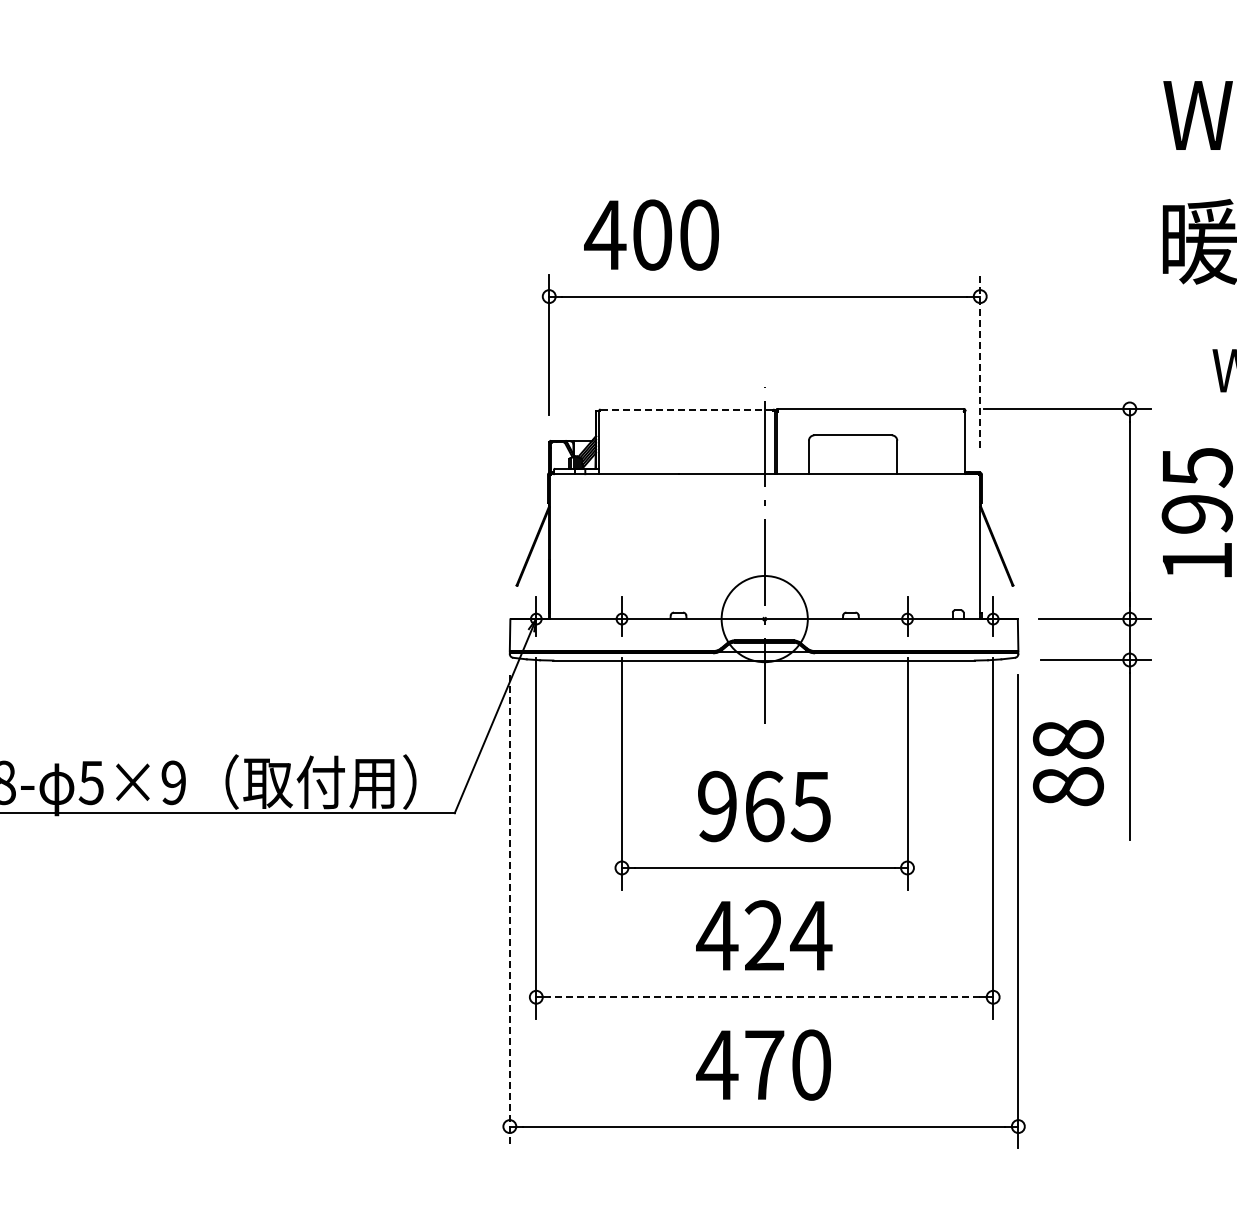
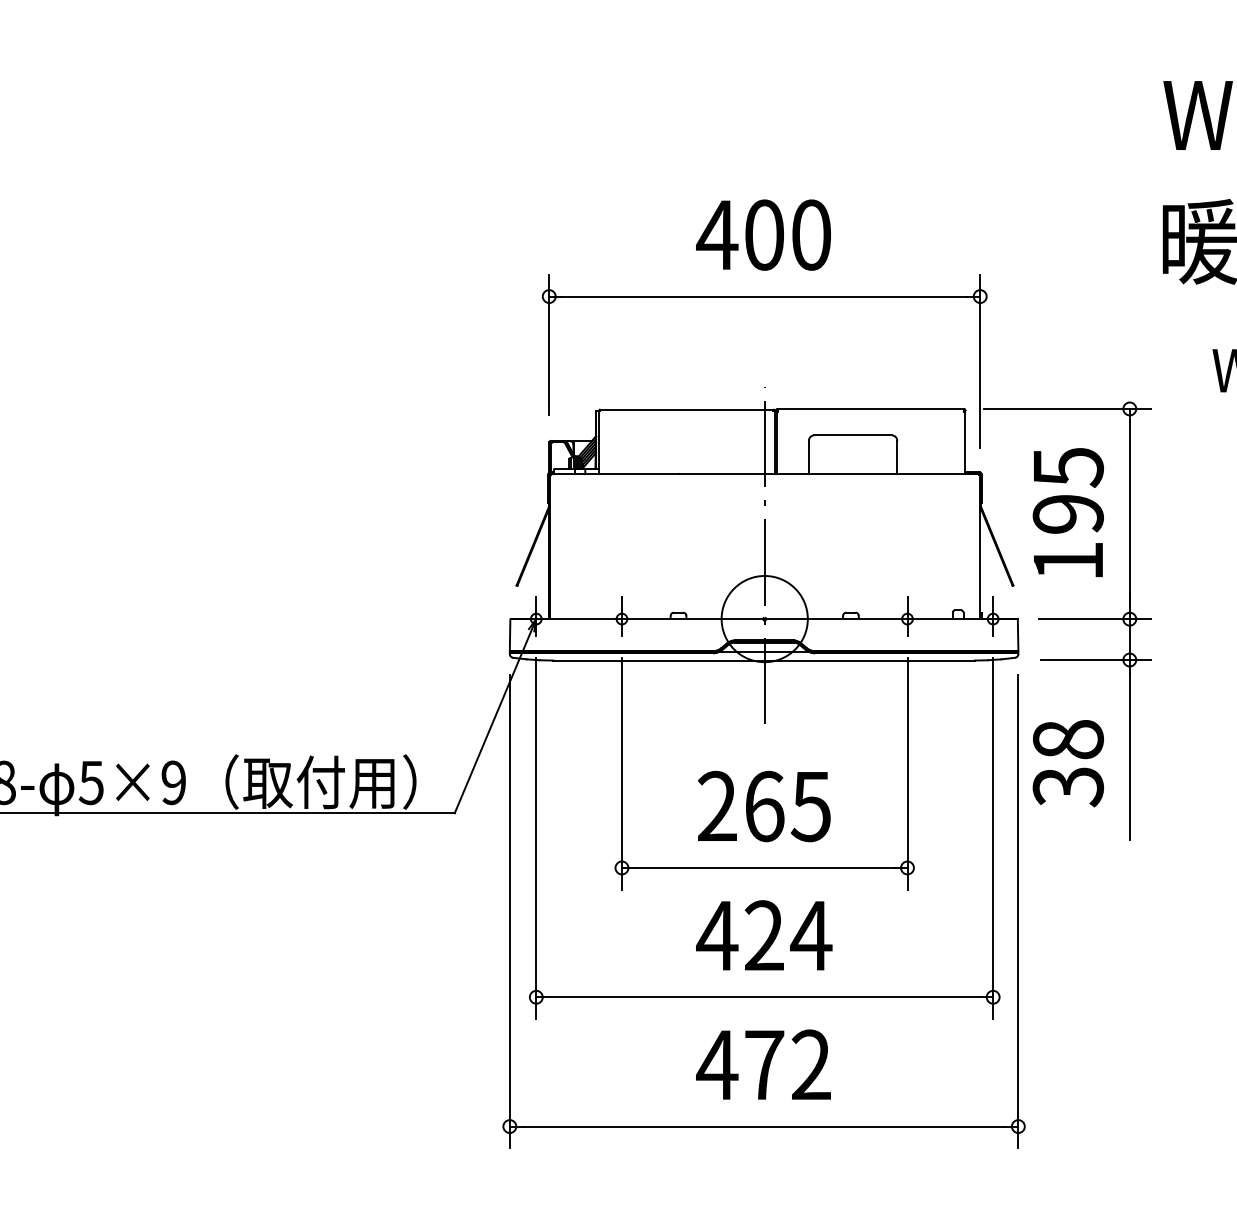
text position: (651, 234) -> (763, 234) (763, 234)
line: dashed -> solid (980, 361)
line: dashed -> solid (686, 409)
text position: (1196, 512) -> (1067, 512) (1067, 512)
text: 88 -> 38 (1067, 787)
text: 965 -> 265 (716, 806)
line: dashed -> solid (509, 911)
line: dashed -> solid (764, 997)
text: 470 -> 472 (810, 1064)
